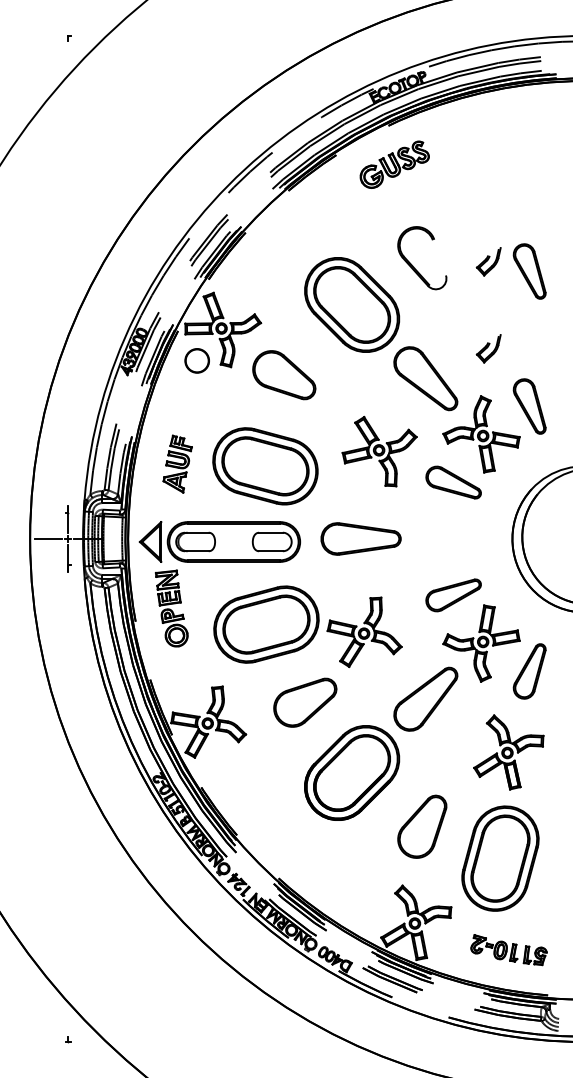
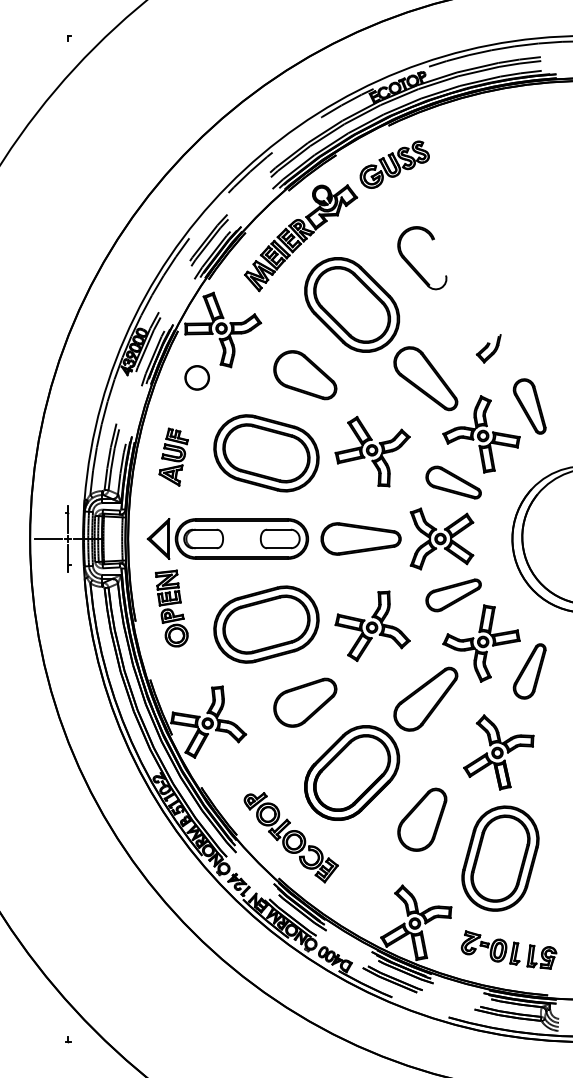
part: none -> present (301, 238)
part: present -> none (488, 261)
part: present -> none (529, 271)
circle position: (196, 360) -> (196, 377) (196, 377)
part position: (284, 375) -> (305, 375) (305, 375)
part position: (379, 451) -> (372, 451) (372, 451)
part position: (177, 463) -> (173, 456) (173, 456)
part position: (265, 466) -> (266, 453) (266, 453)
part: none -> present (441, 538)
part position: (219, 541) -> (227, 538) (227, 538)
part position: (364, 632) -> (372, 626) (372, 626)
part position: (508, 752) -> (498, 752) (498, 752)
part position: (422, 826) -> (422, 819) (422, 819)
part: none -> present (290, 837)
part size: 78x33 px -> 98x40 px (508, 949)
